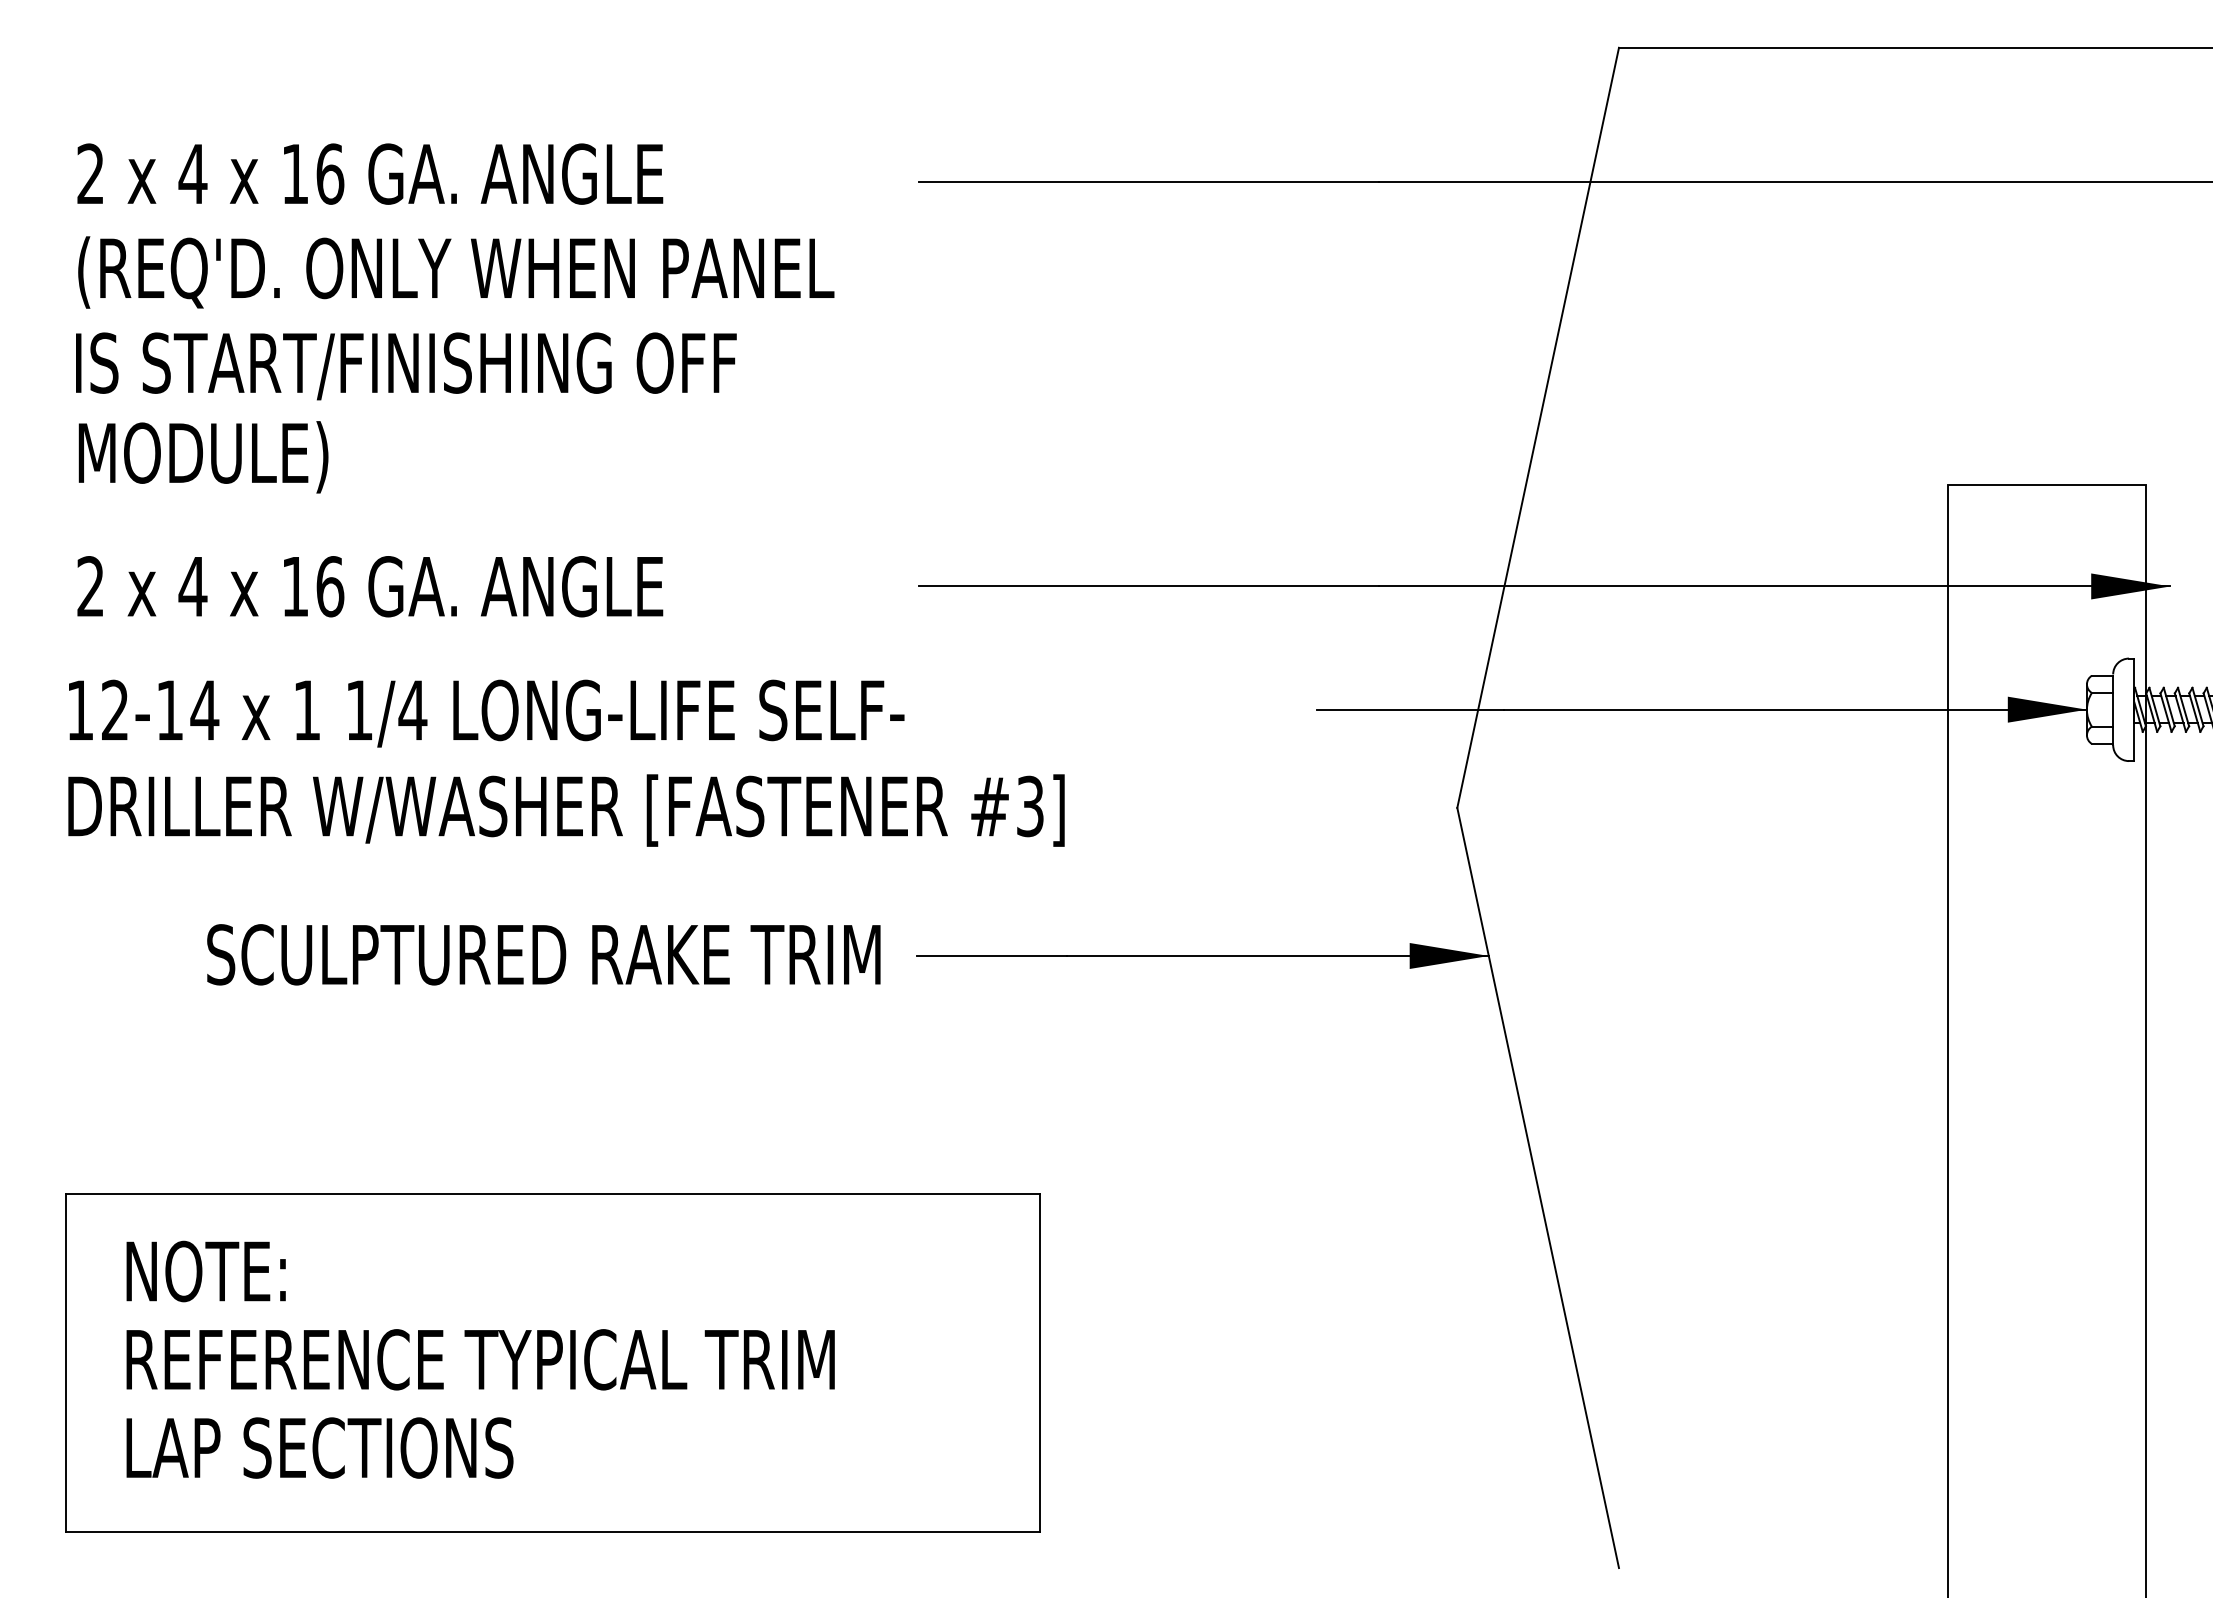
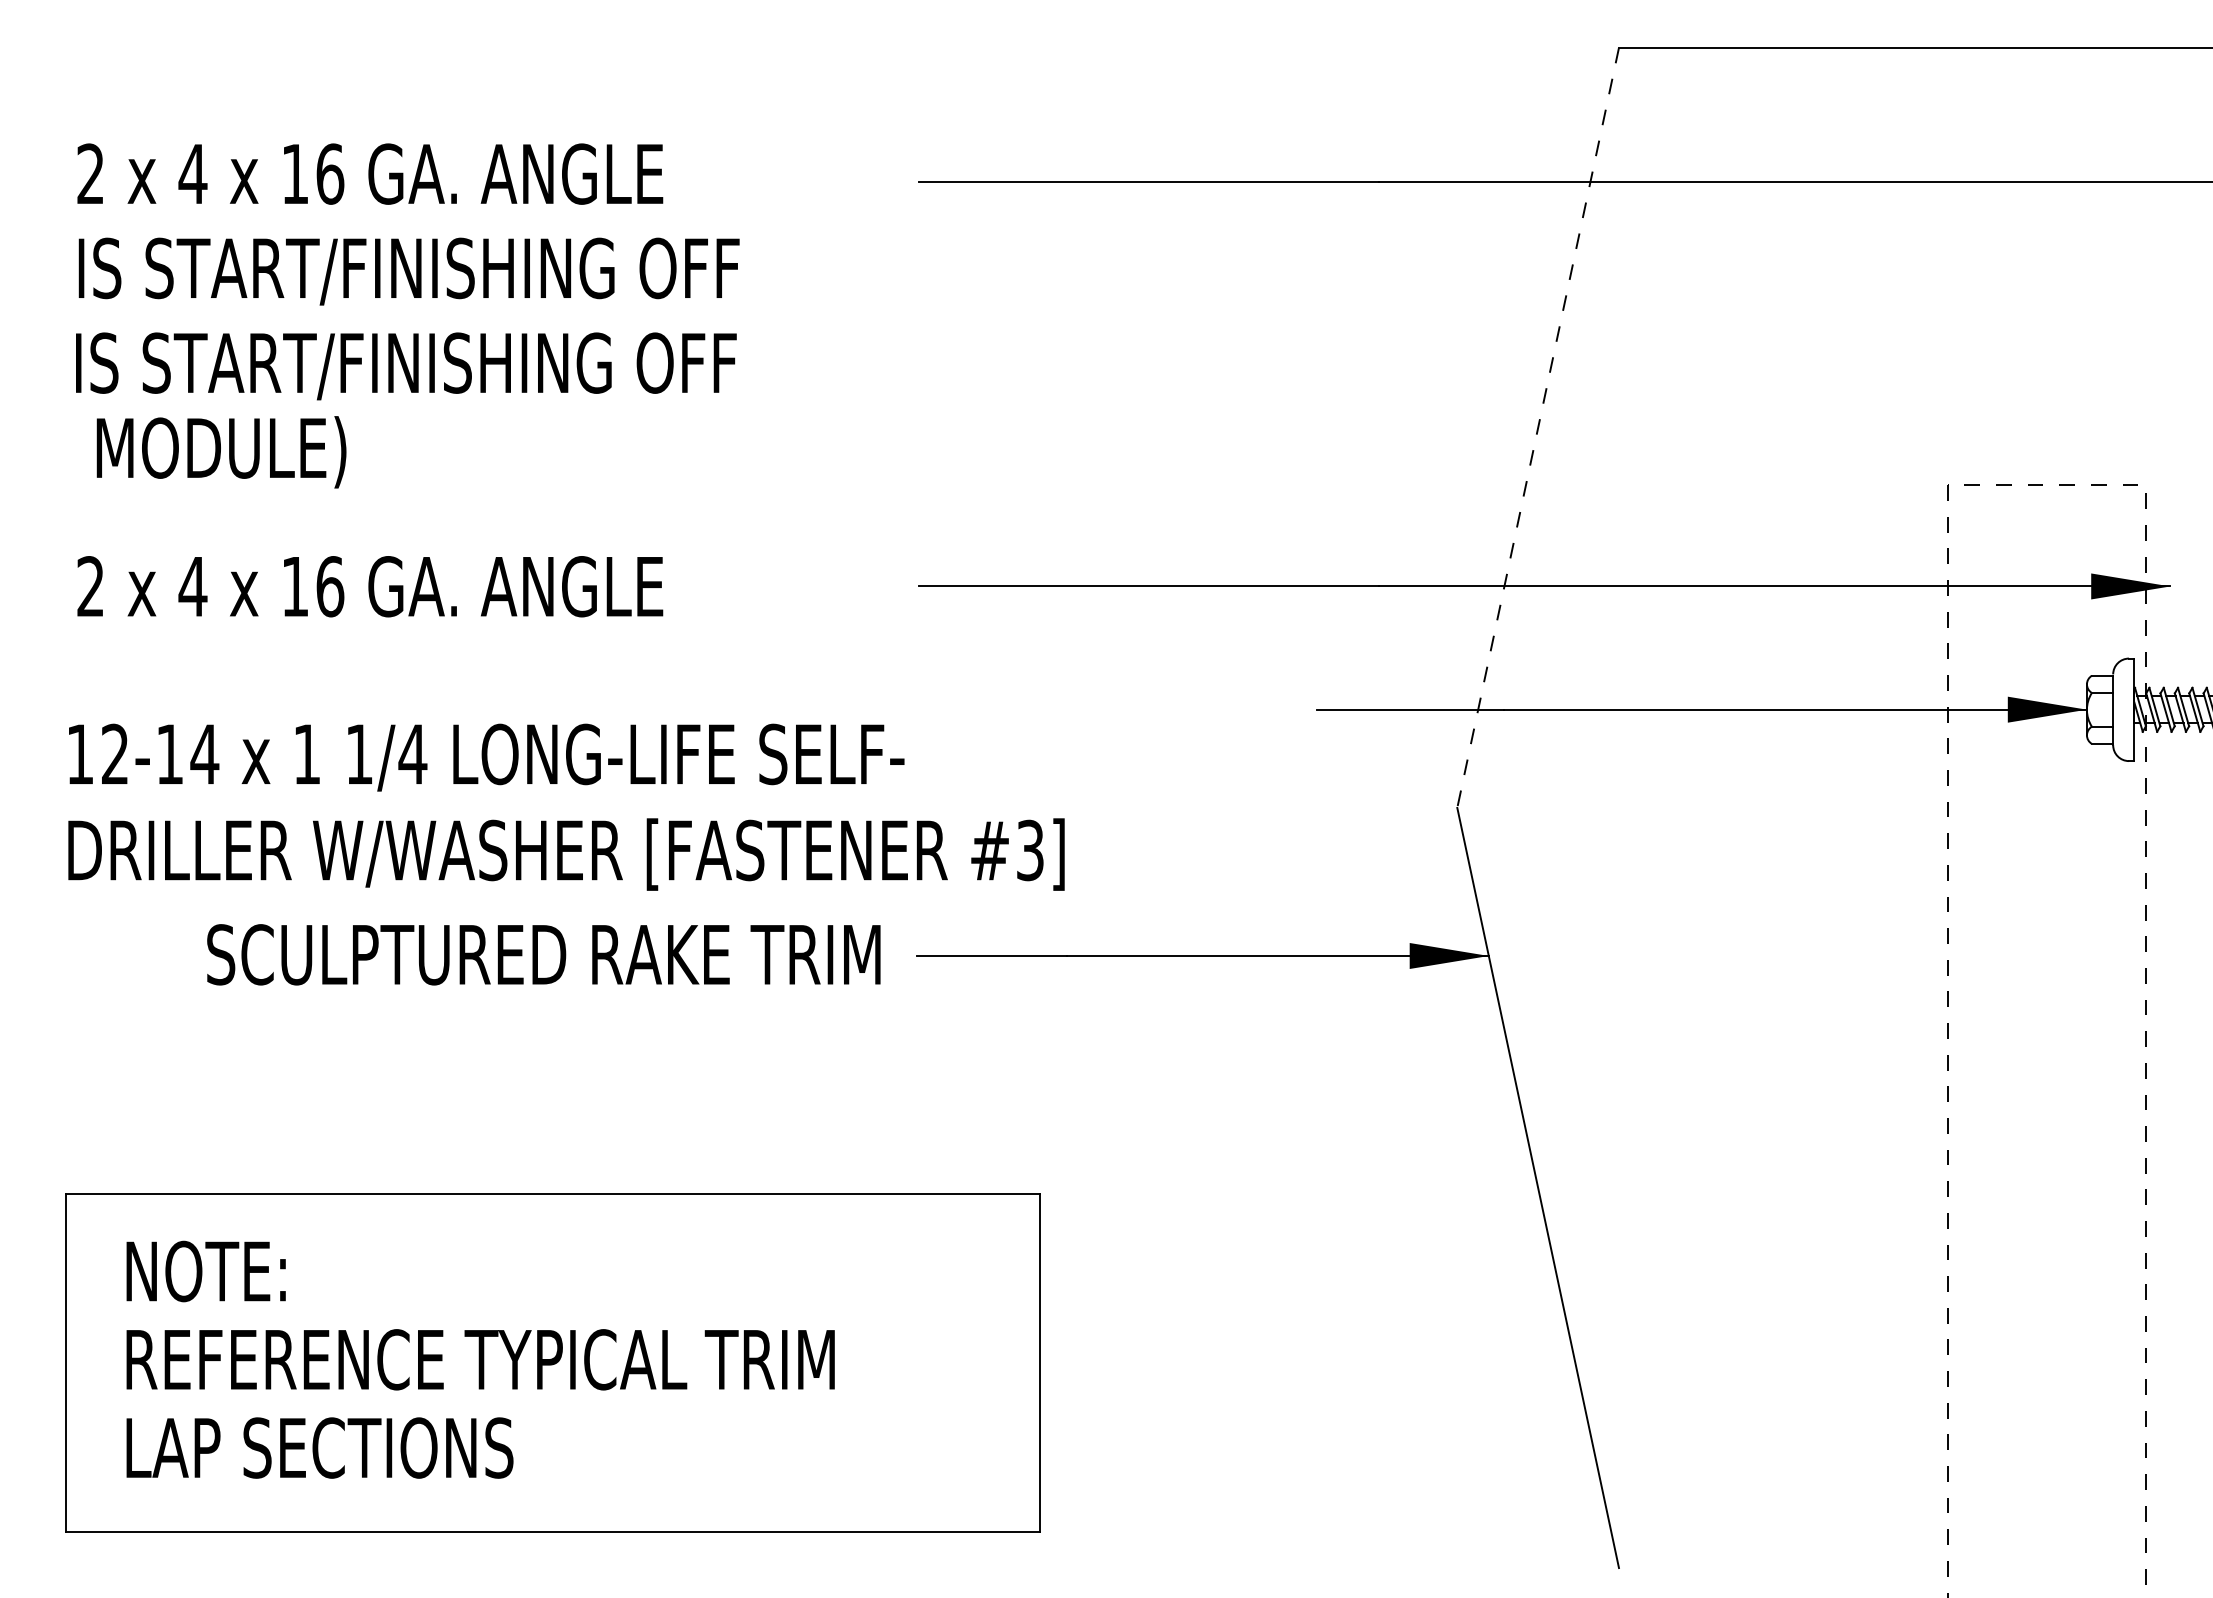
text: (REQ'D. ONLY WHEN PANEL -> IS START/FINISHING OFF (456, 272)
line: solid -> dashed (1538, 427)
text position: (203, 457) -> (221, 452) (221, 452)
line: solid -> dashed (2047, 485)
text position: (566, 762) -> (566, 806) (566, 806)
